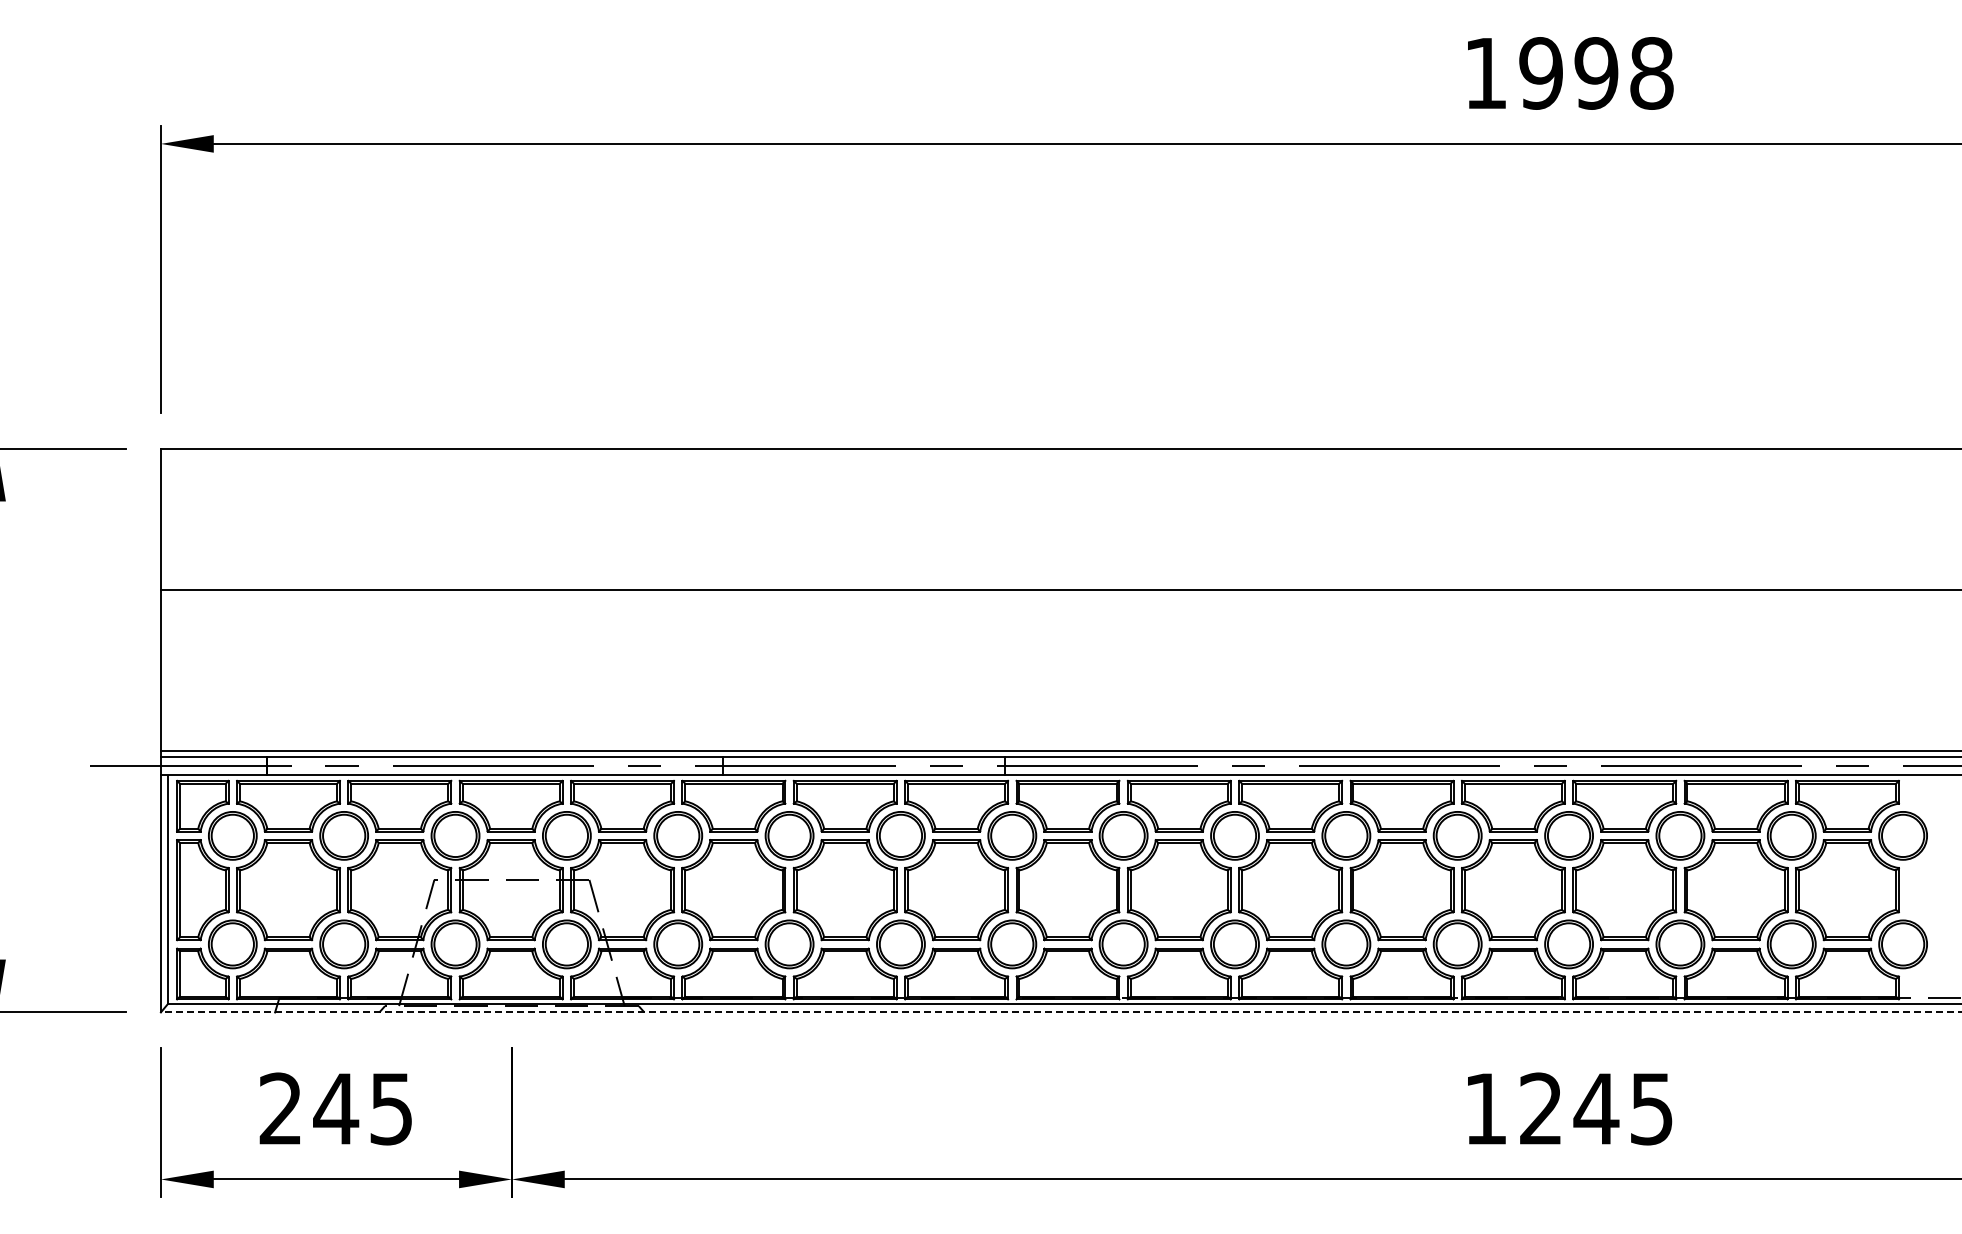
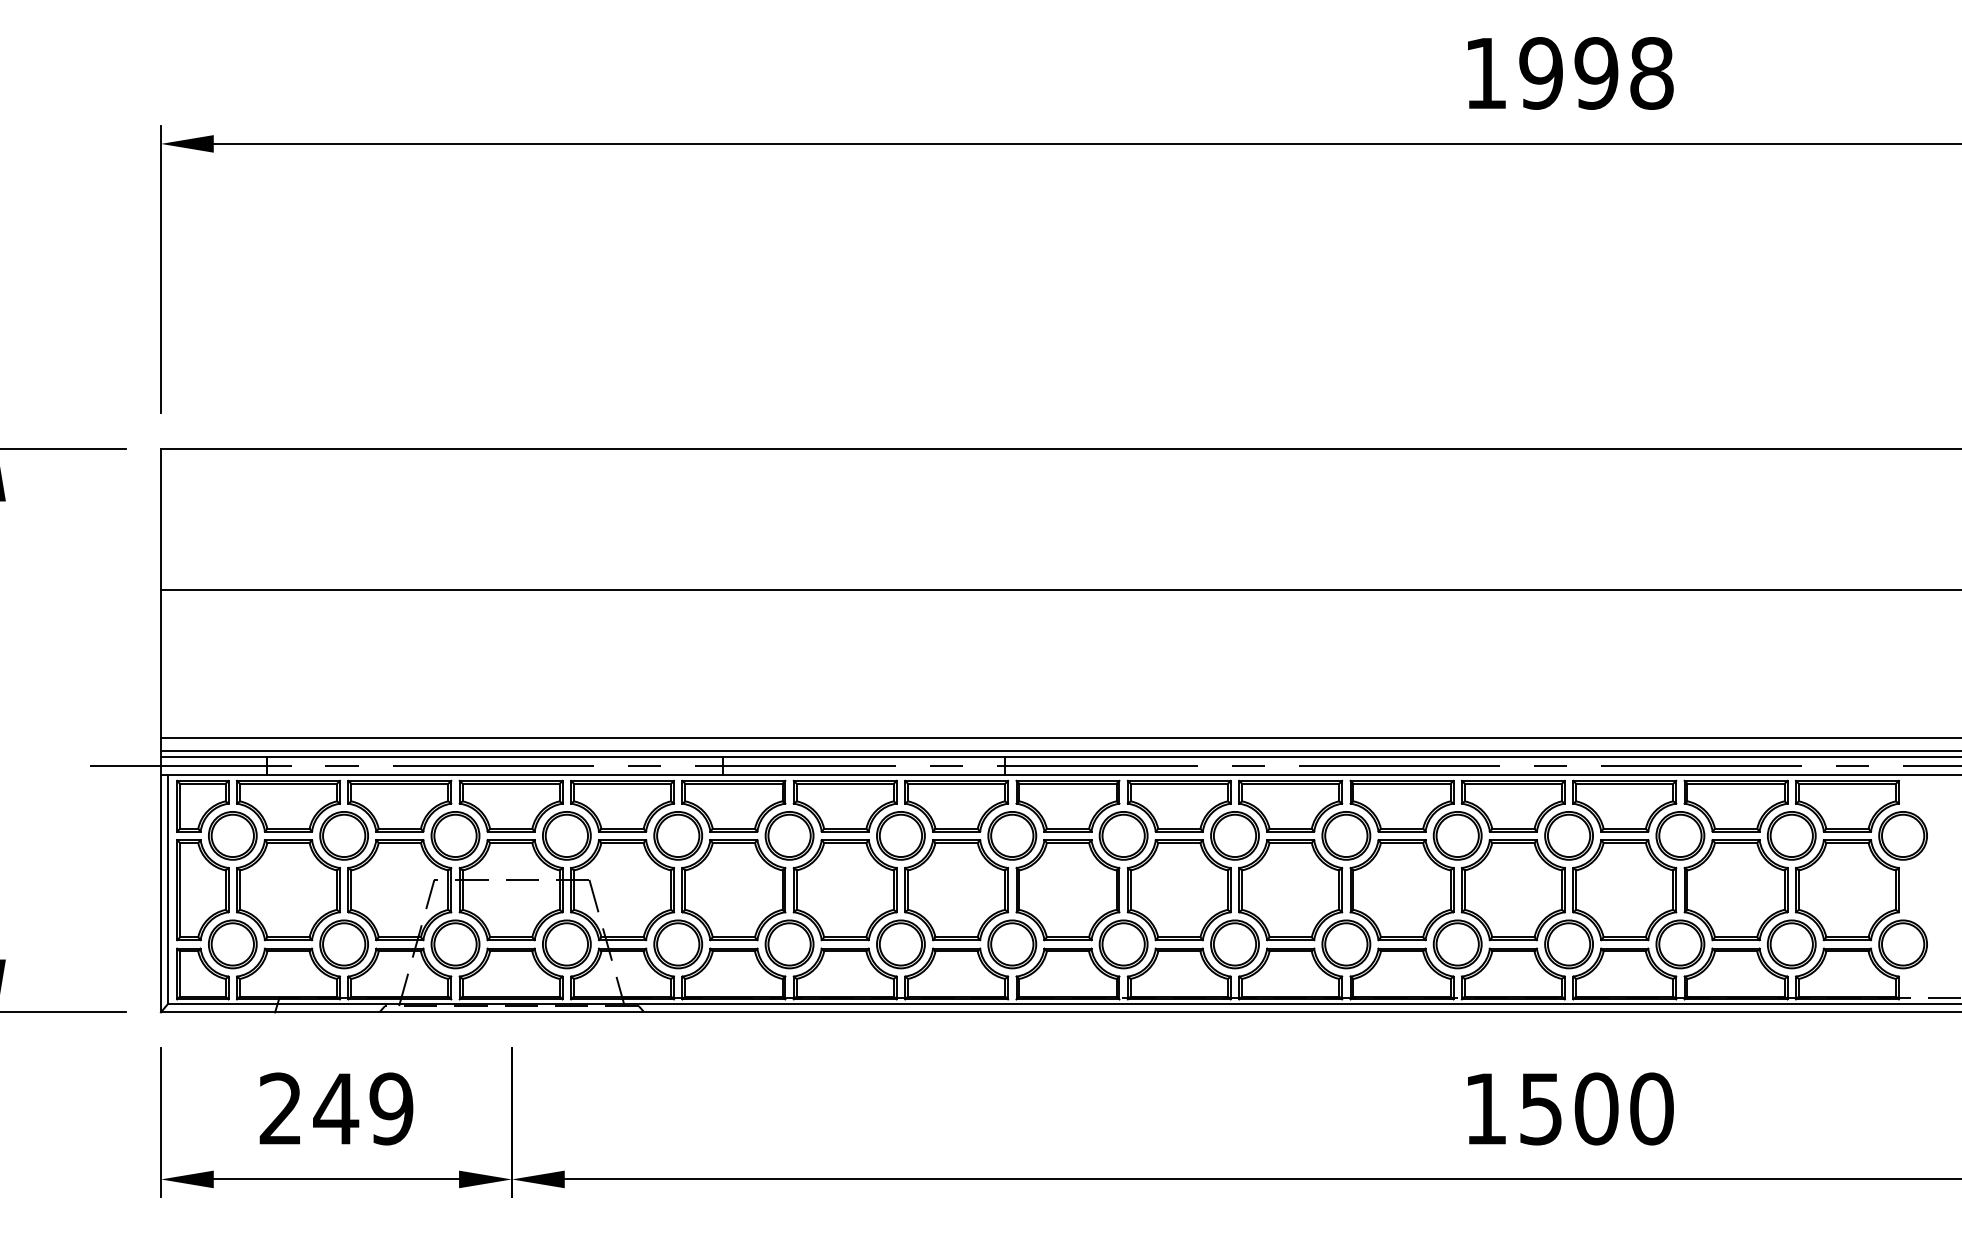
line: none -> present (1059, 738)
line: dashed -> solid (1060, 1012)
text: 245 -> 249 (391, 1108)
text: 1245 -> 1500 (1596, 1108)
